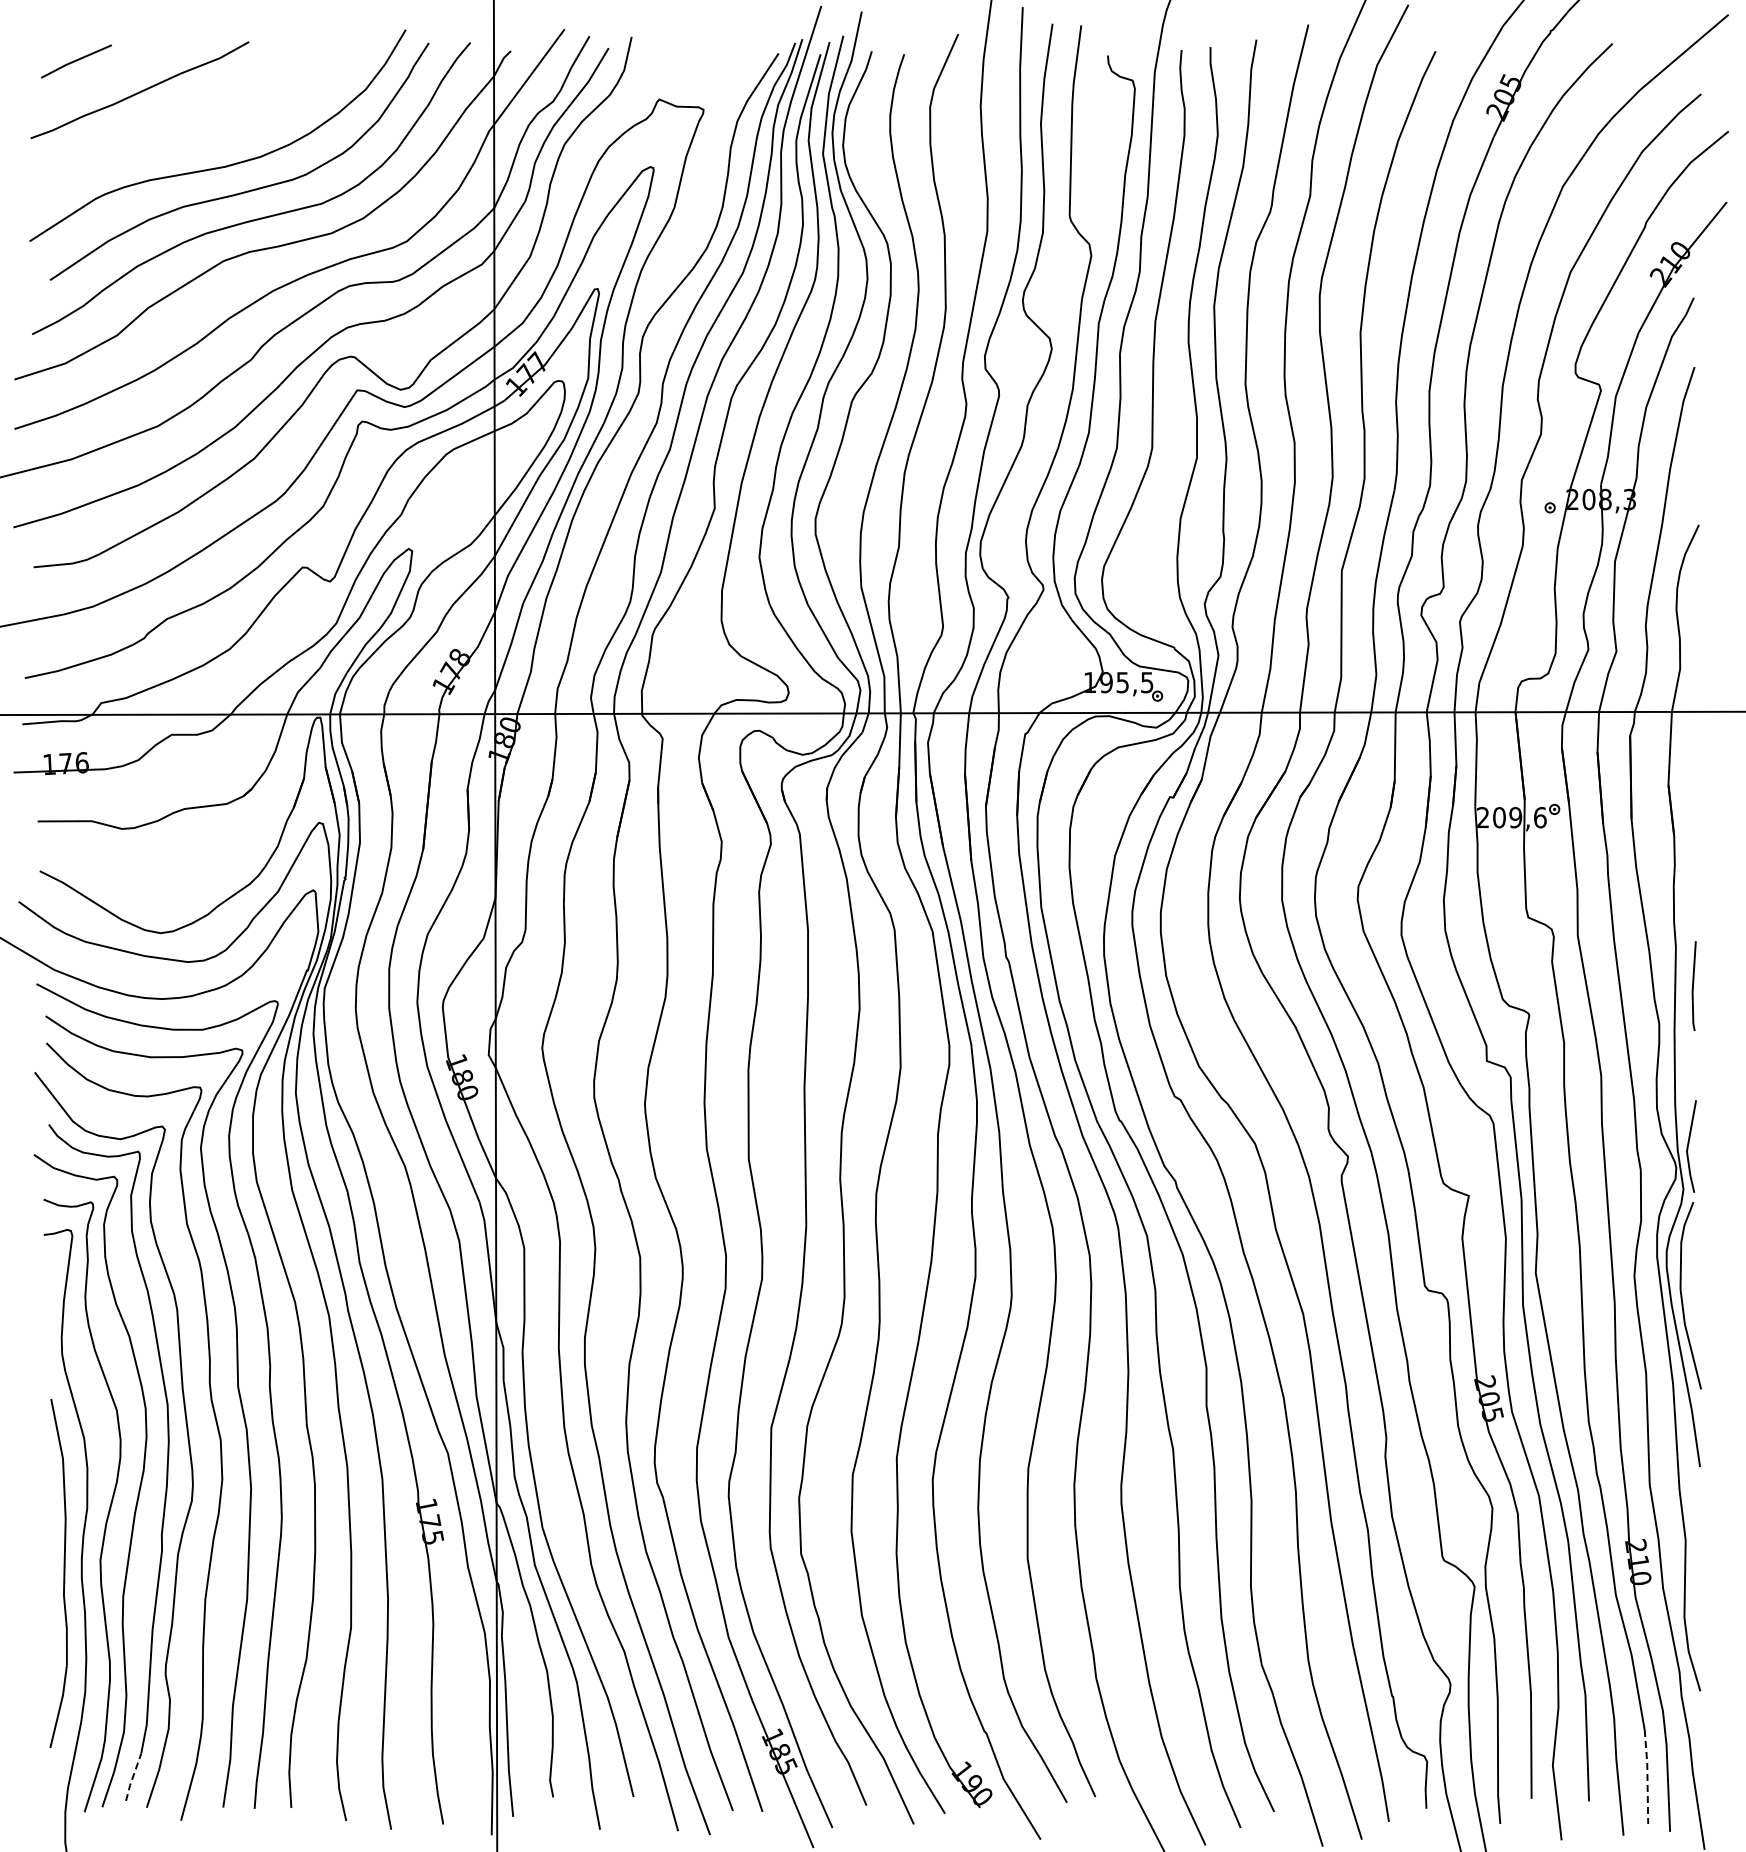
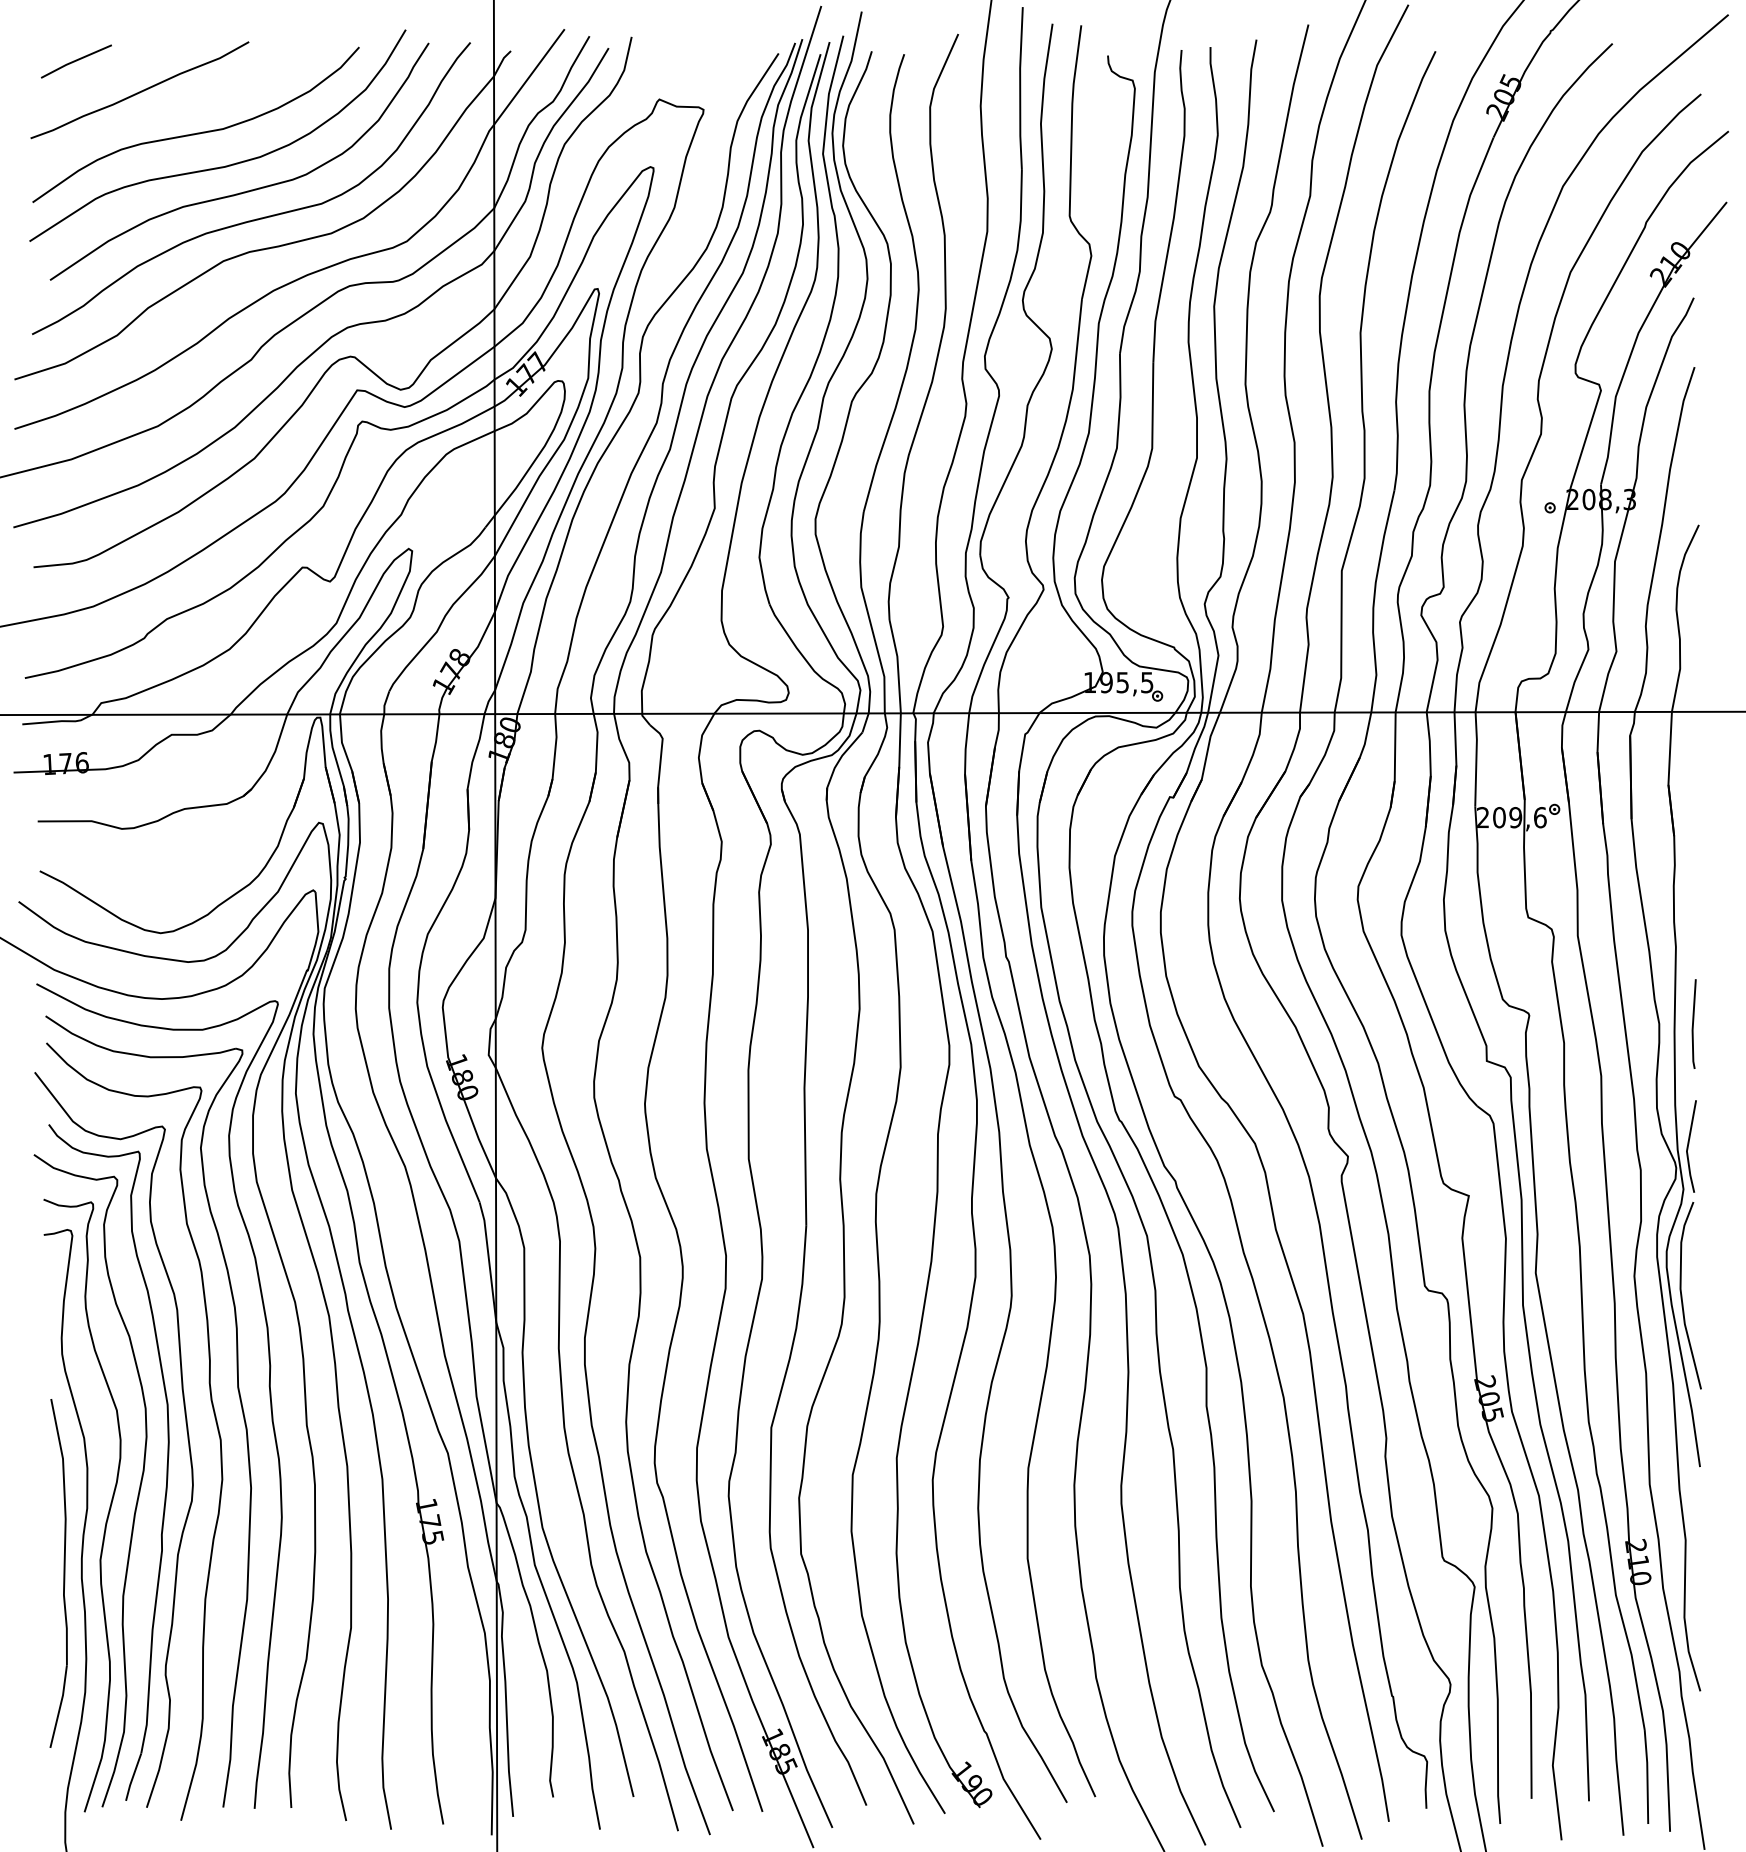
curve: none -> present (197, 132)
line position: (1693, 985) -> (1693, 1023) (1693, 1023)
line: dashed -> solid (1647, 1776)
line: dashed -> solid (132, 1777)
